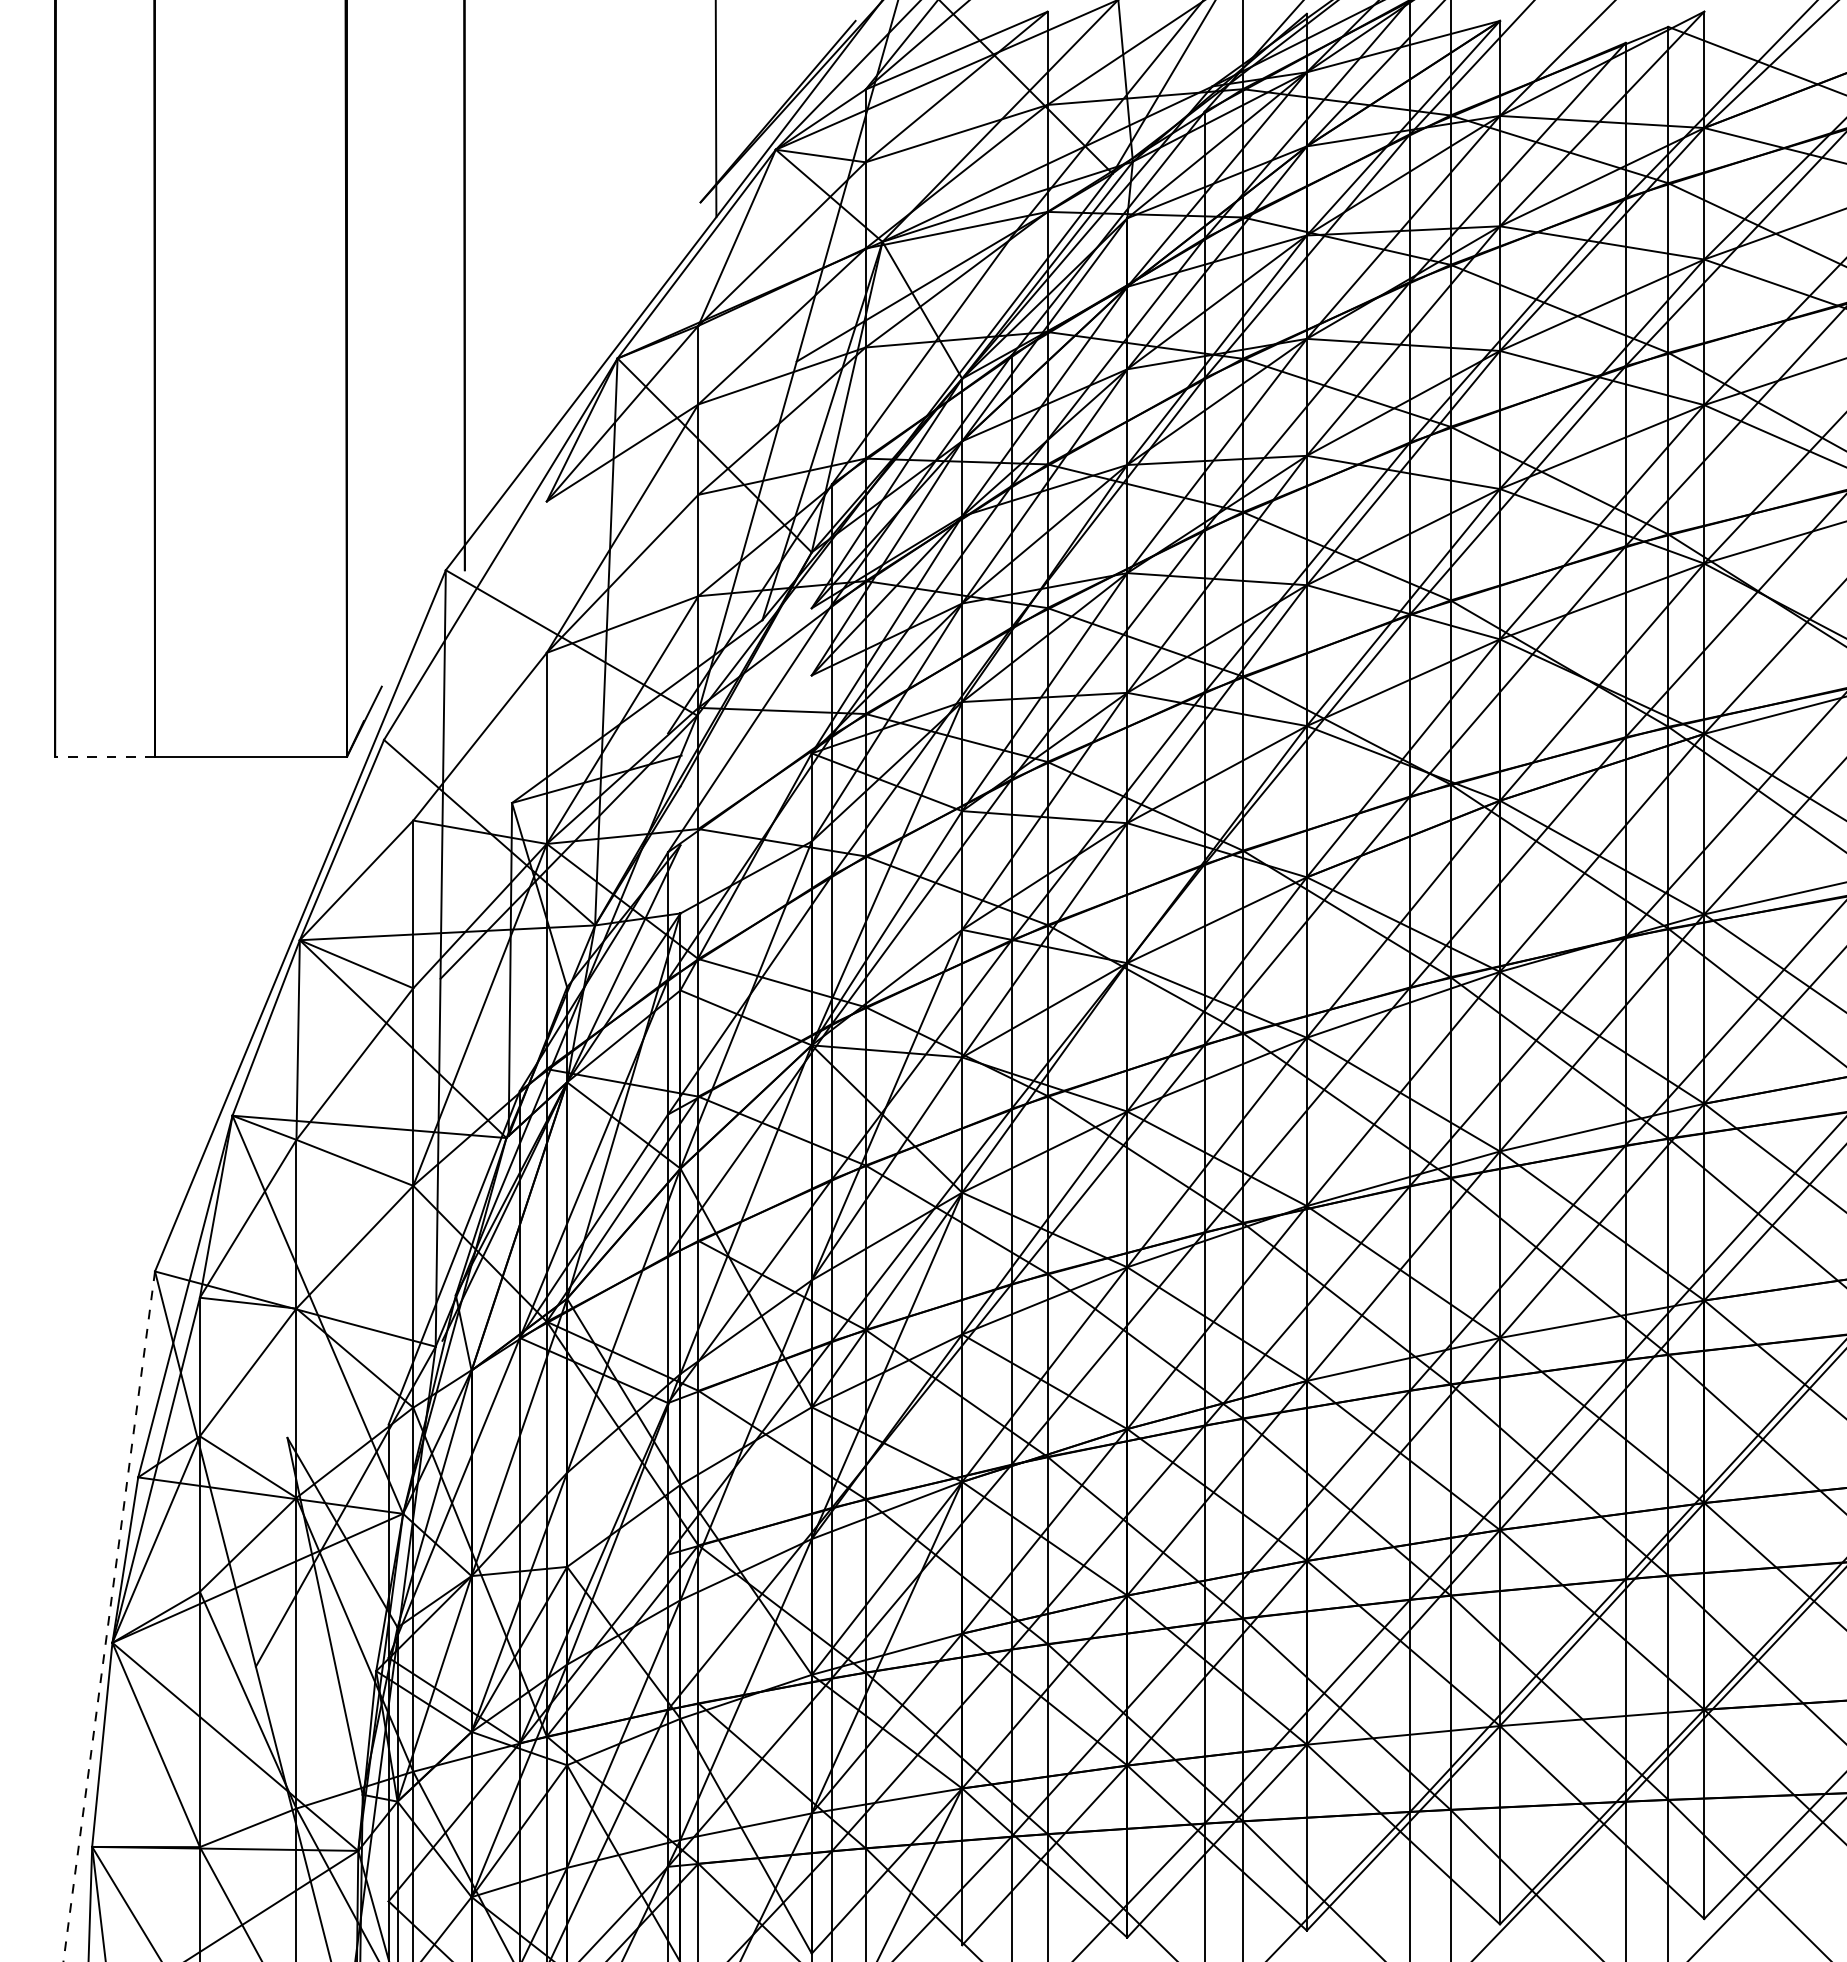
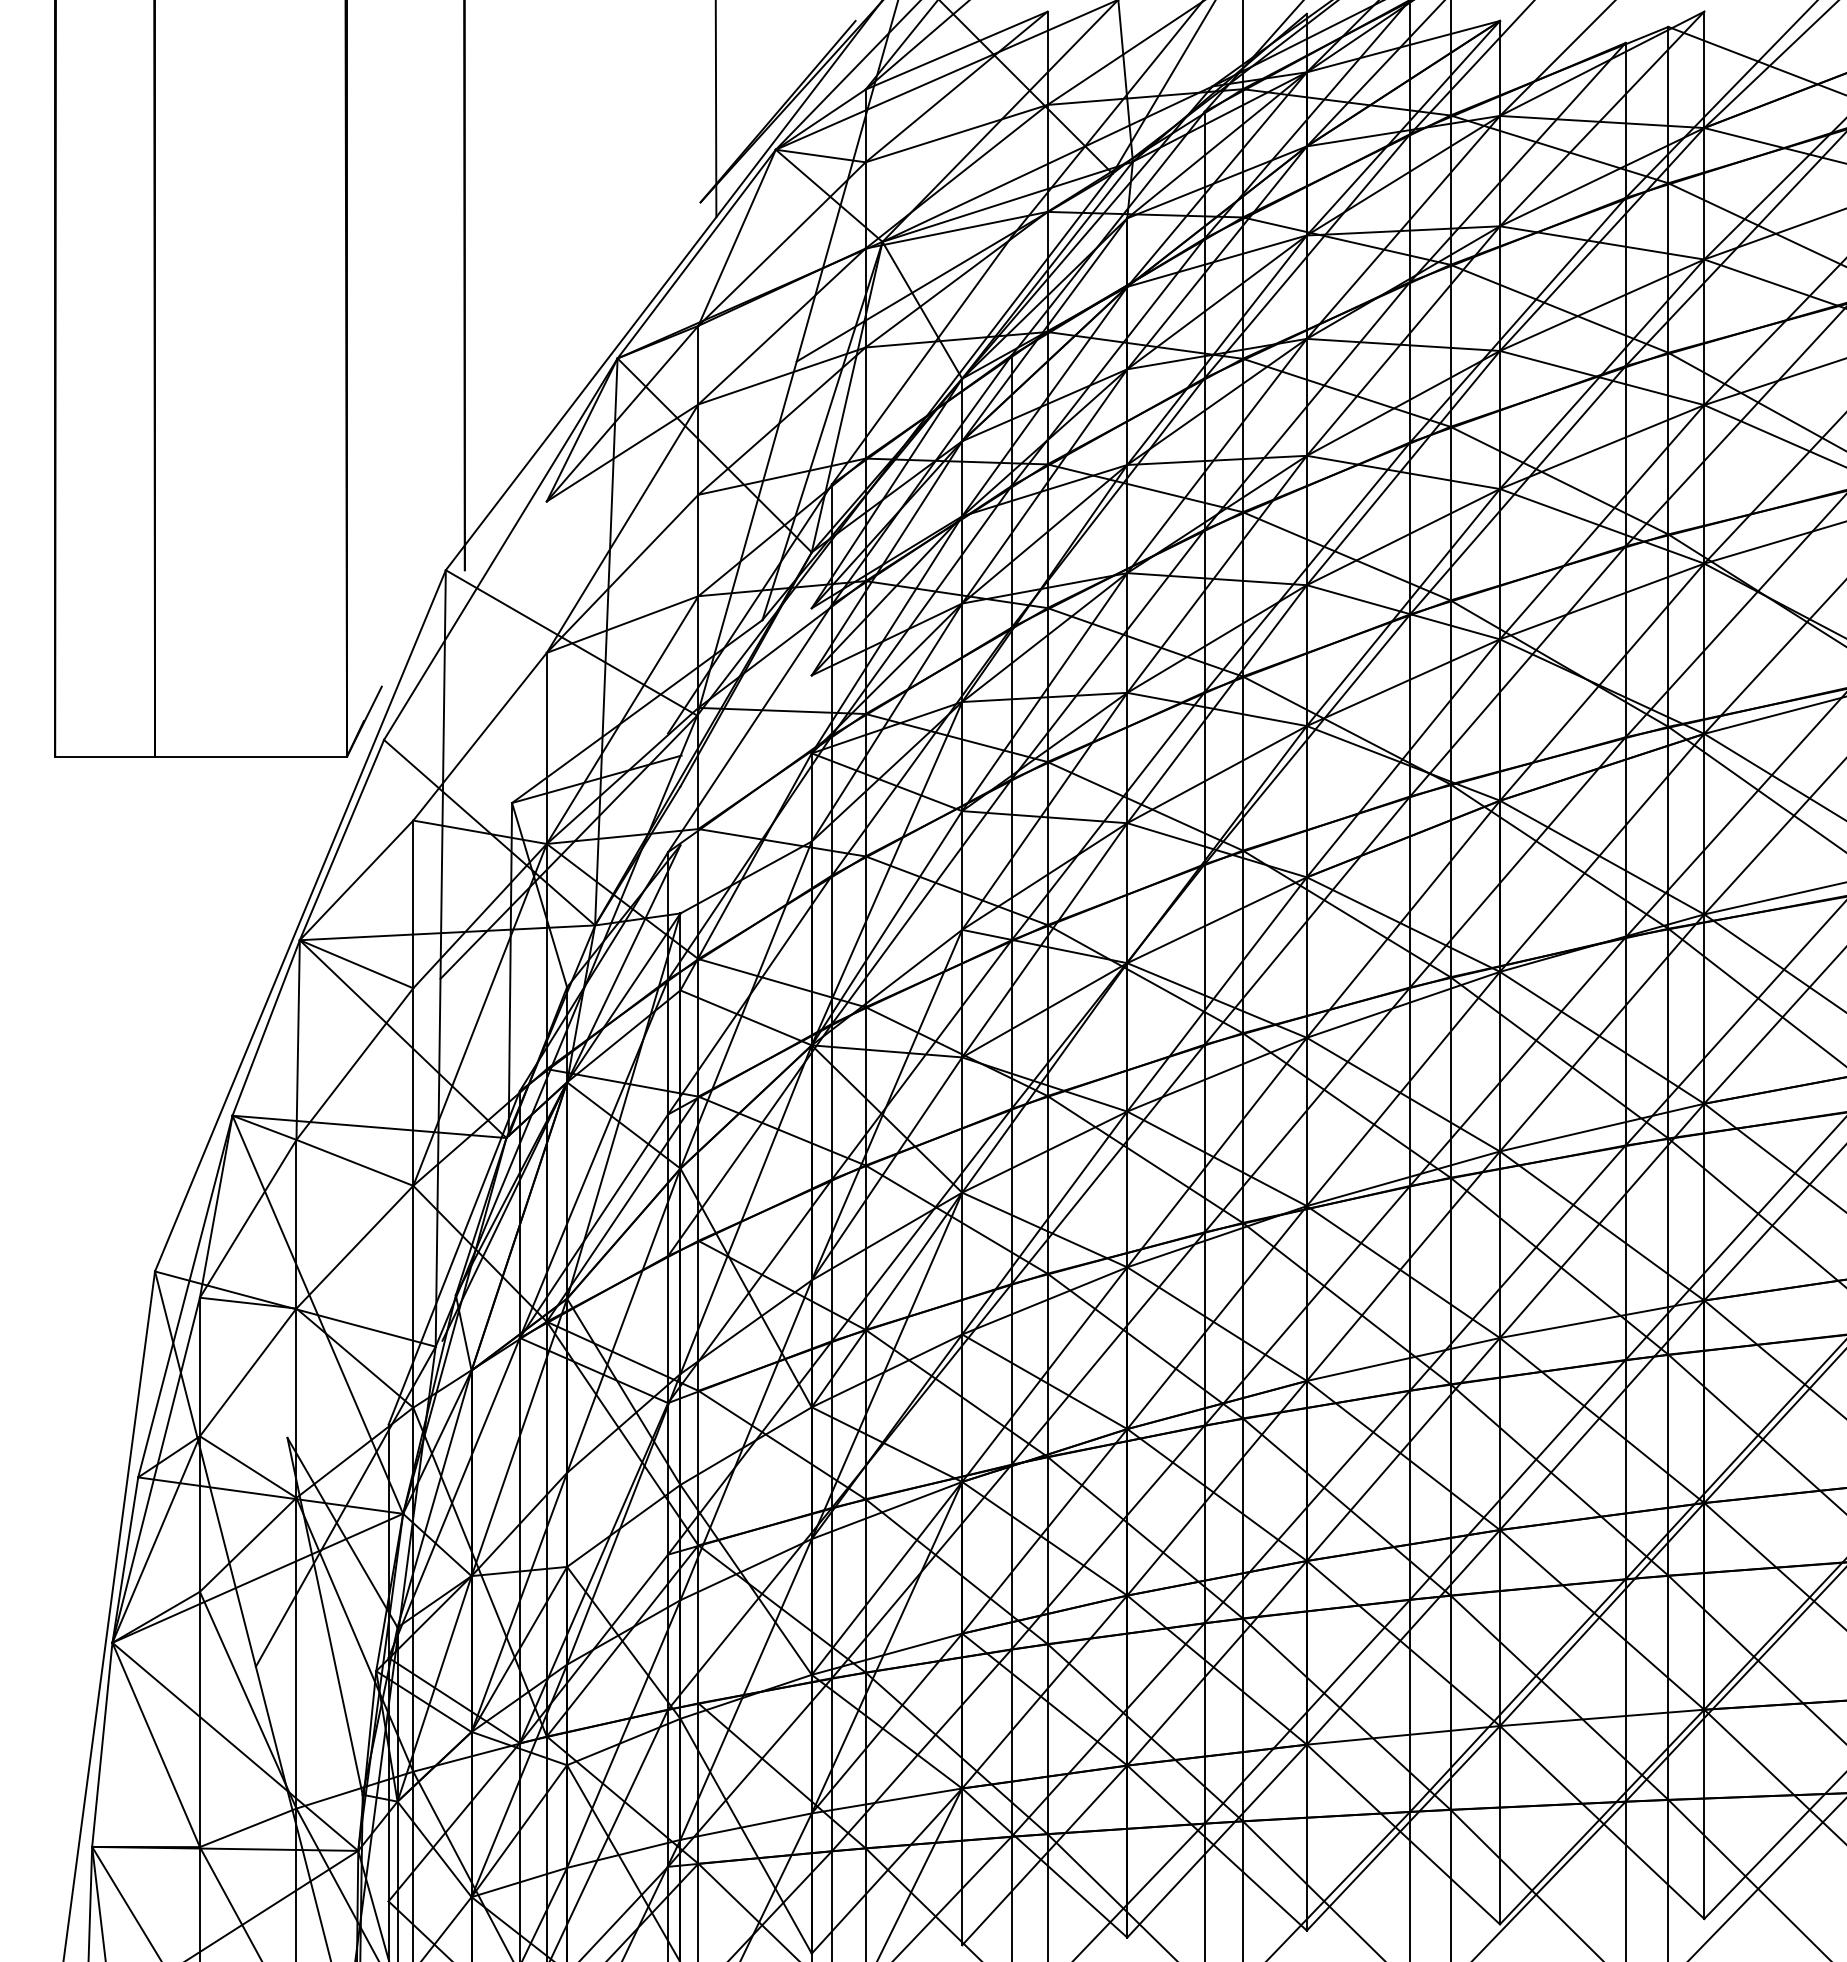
line: dashed -> solid (105, 756)
line: dashed -> solid (109, 1617)
